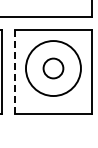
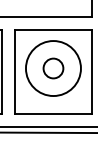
line: dashed -> solid (14, 71)
line: none -> present (48, 126)
line: none -> present (48, 132)
